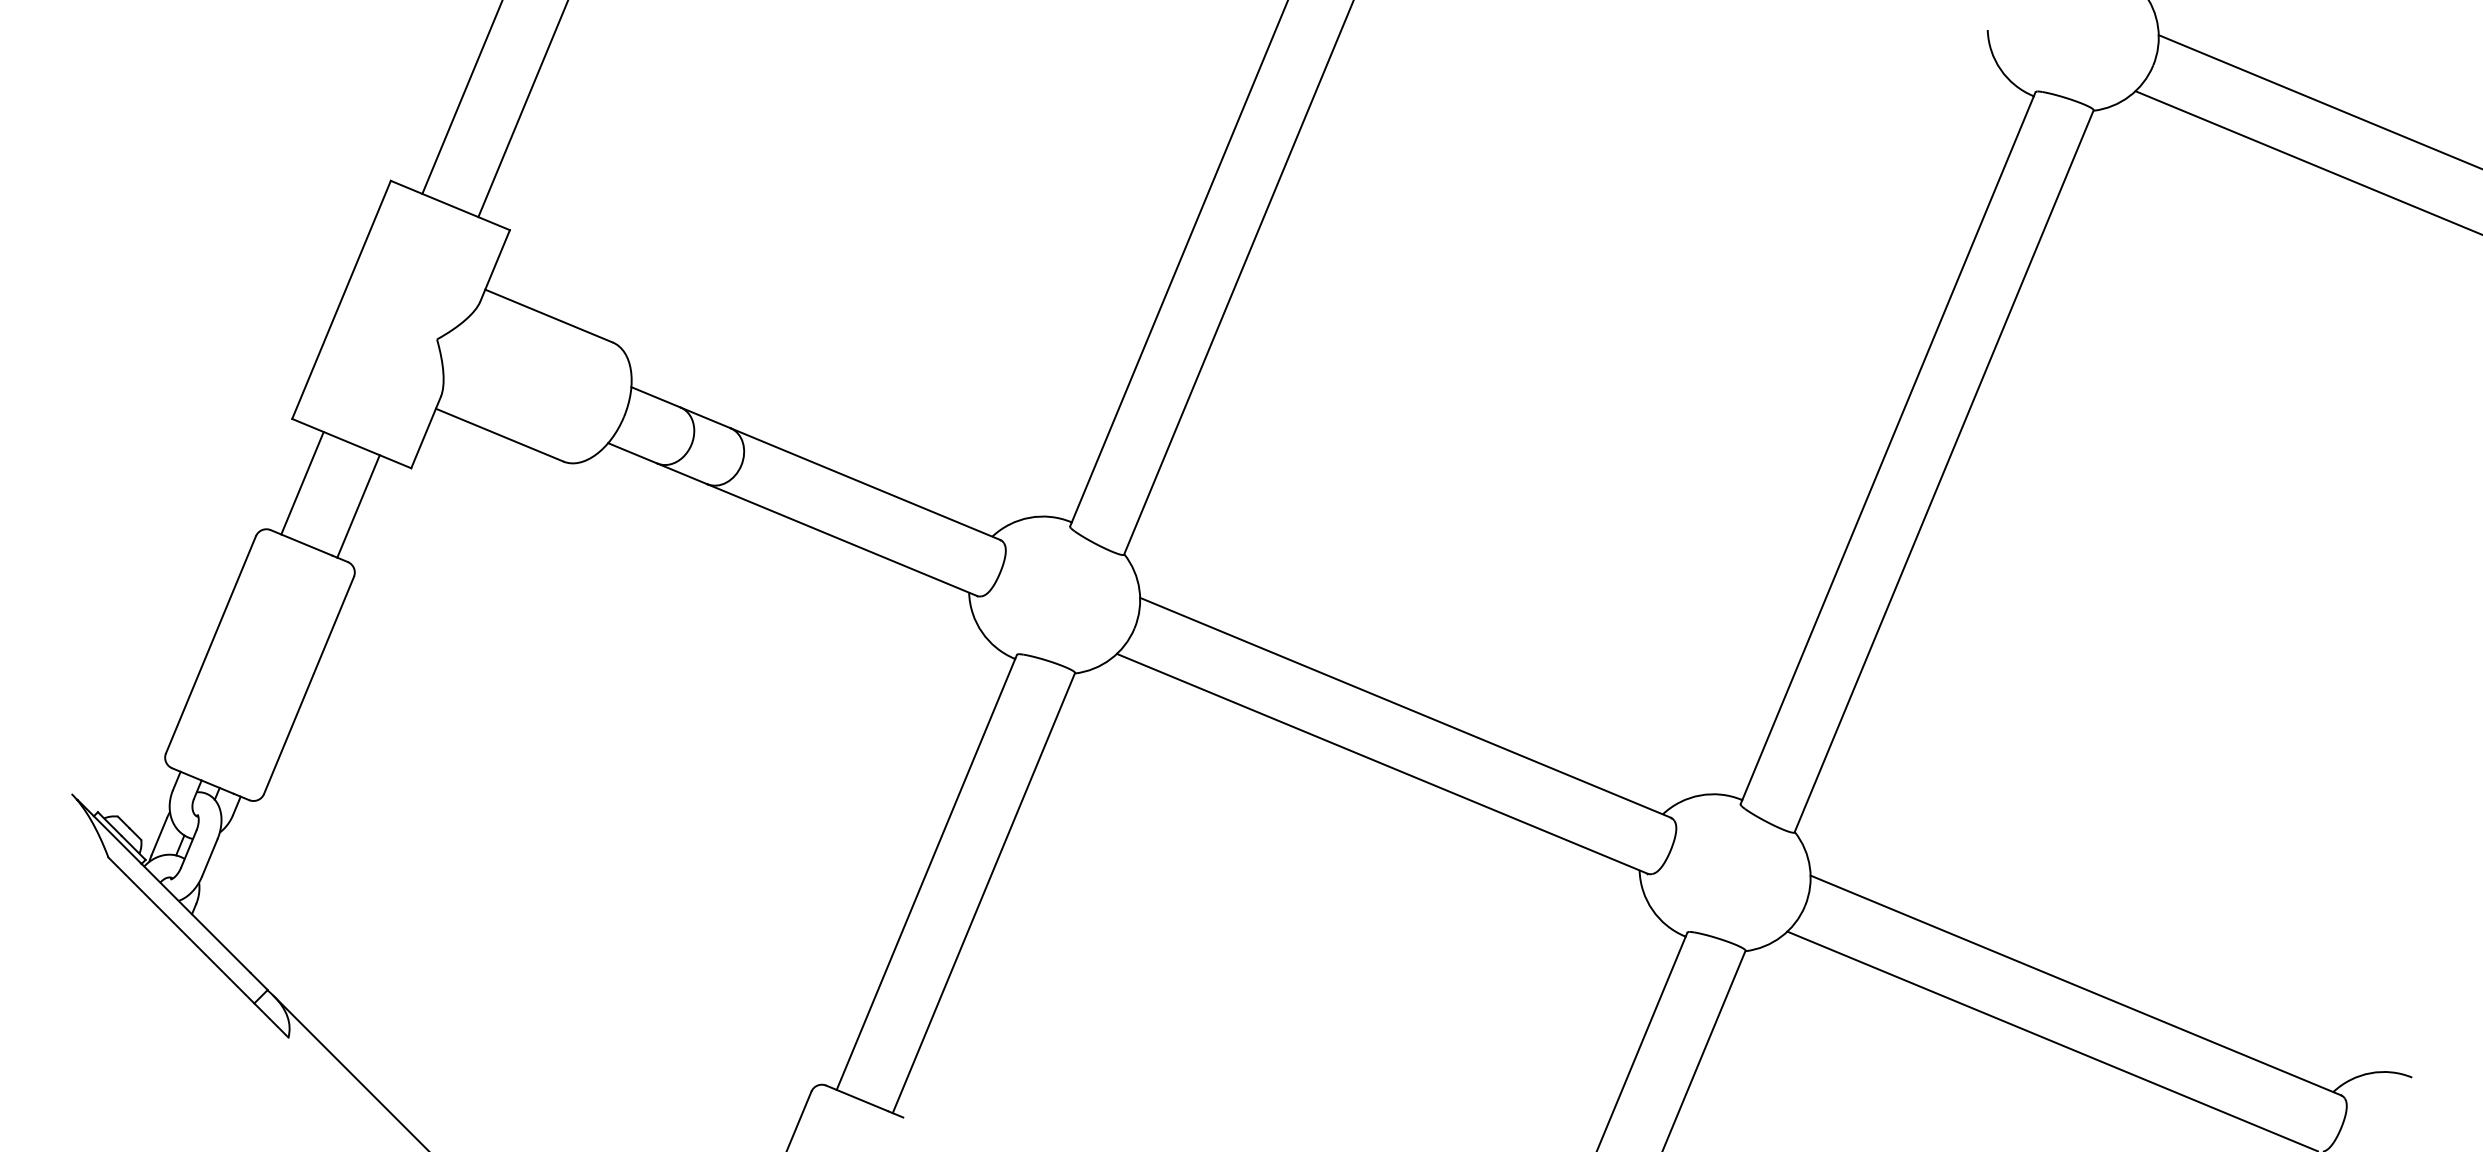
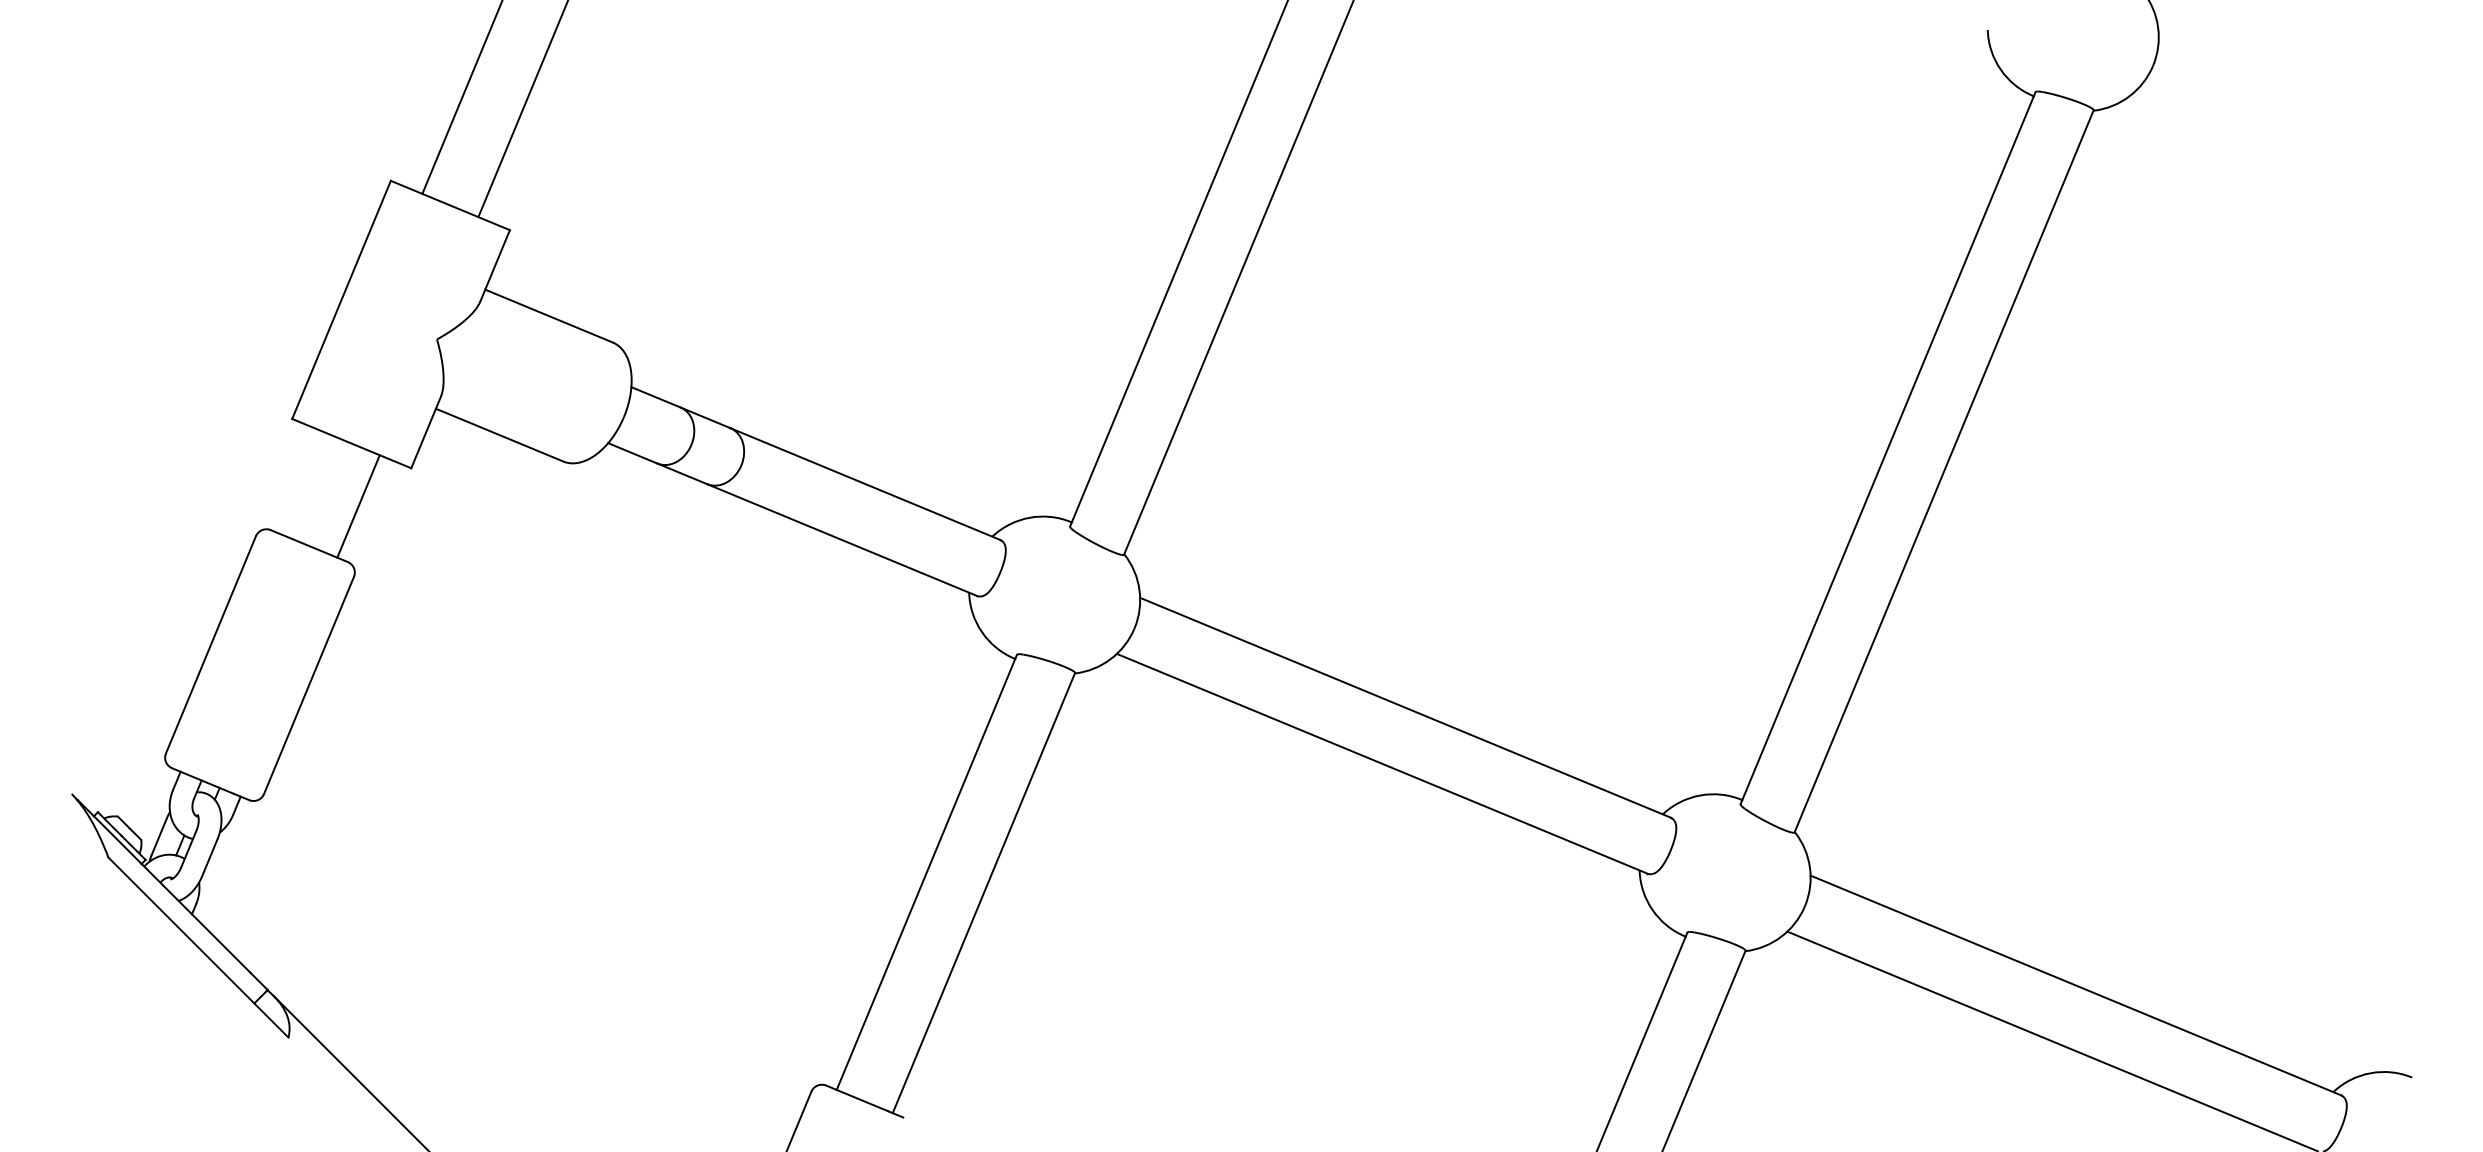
line: present -> none (2318, 101)
line: present -> none (2307, 162)
line: present -> none (302, 483)
